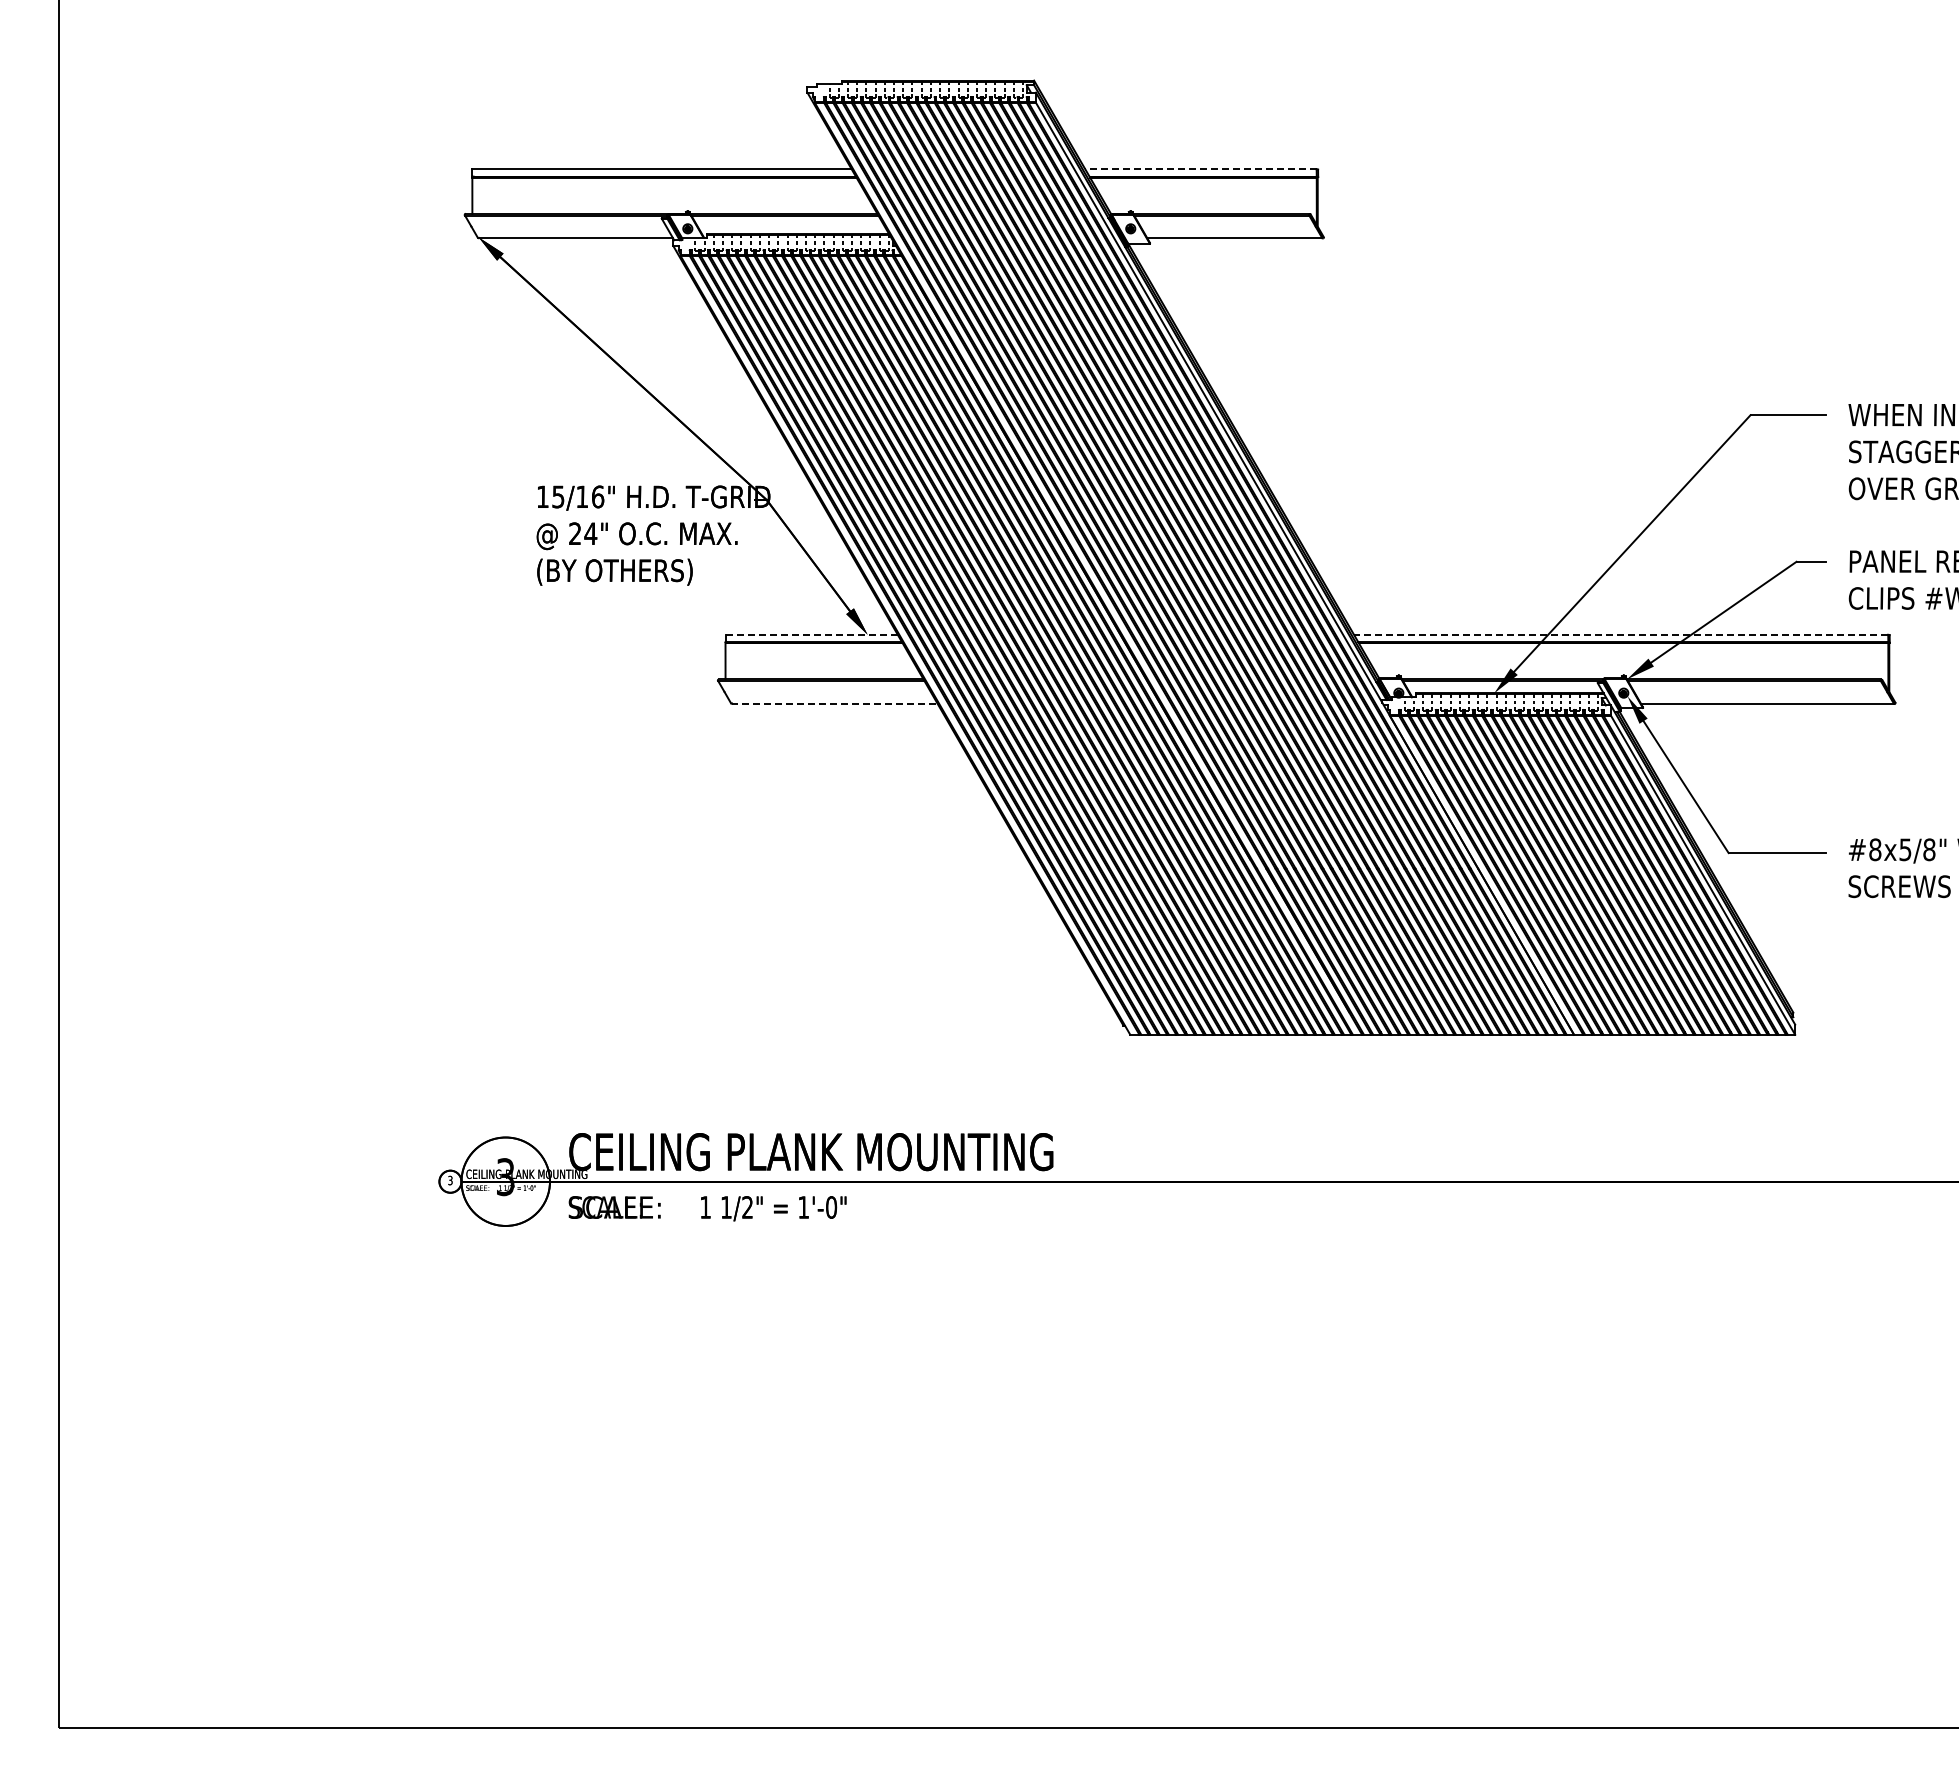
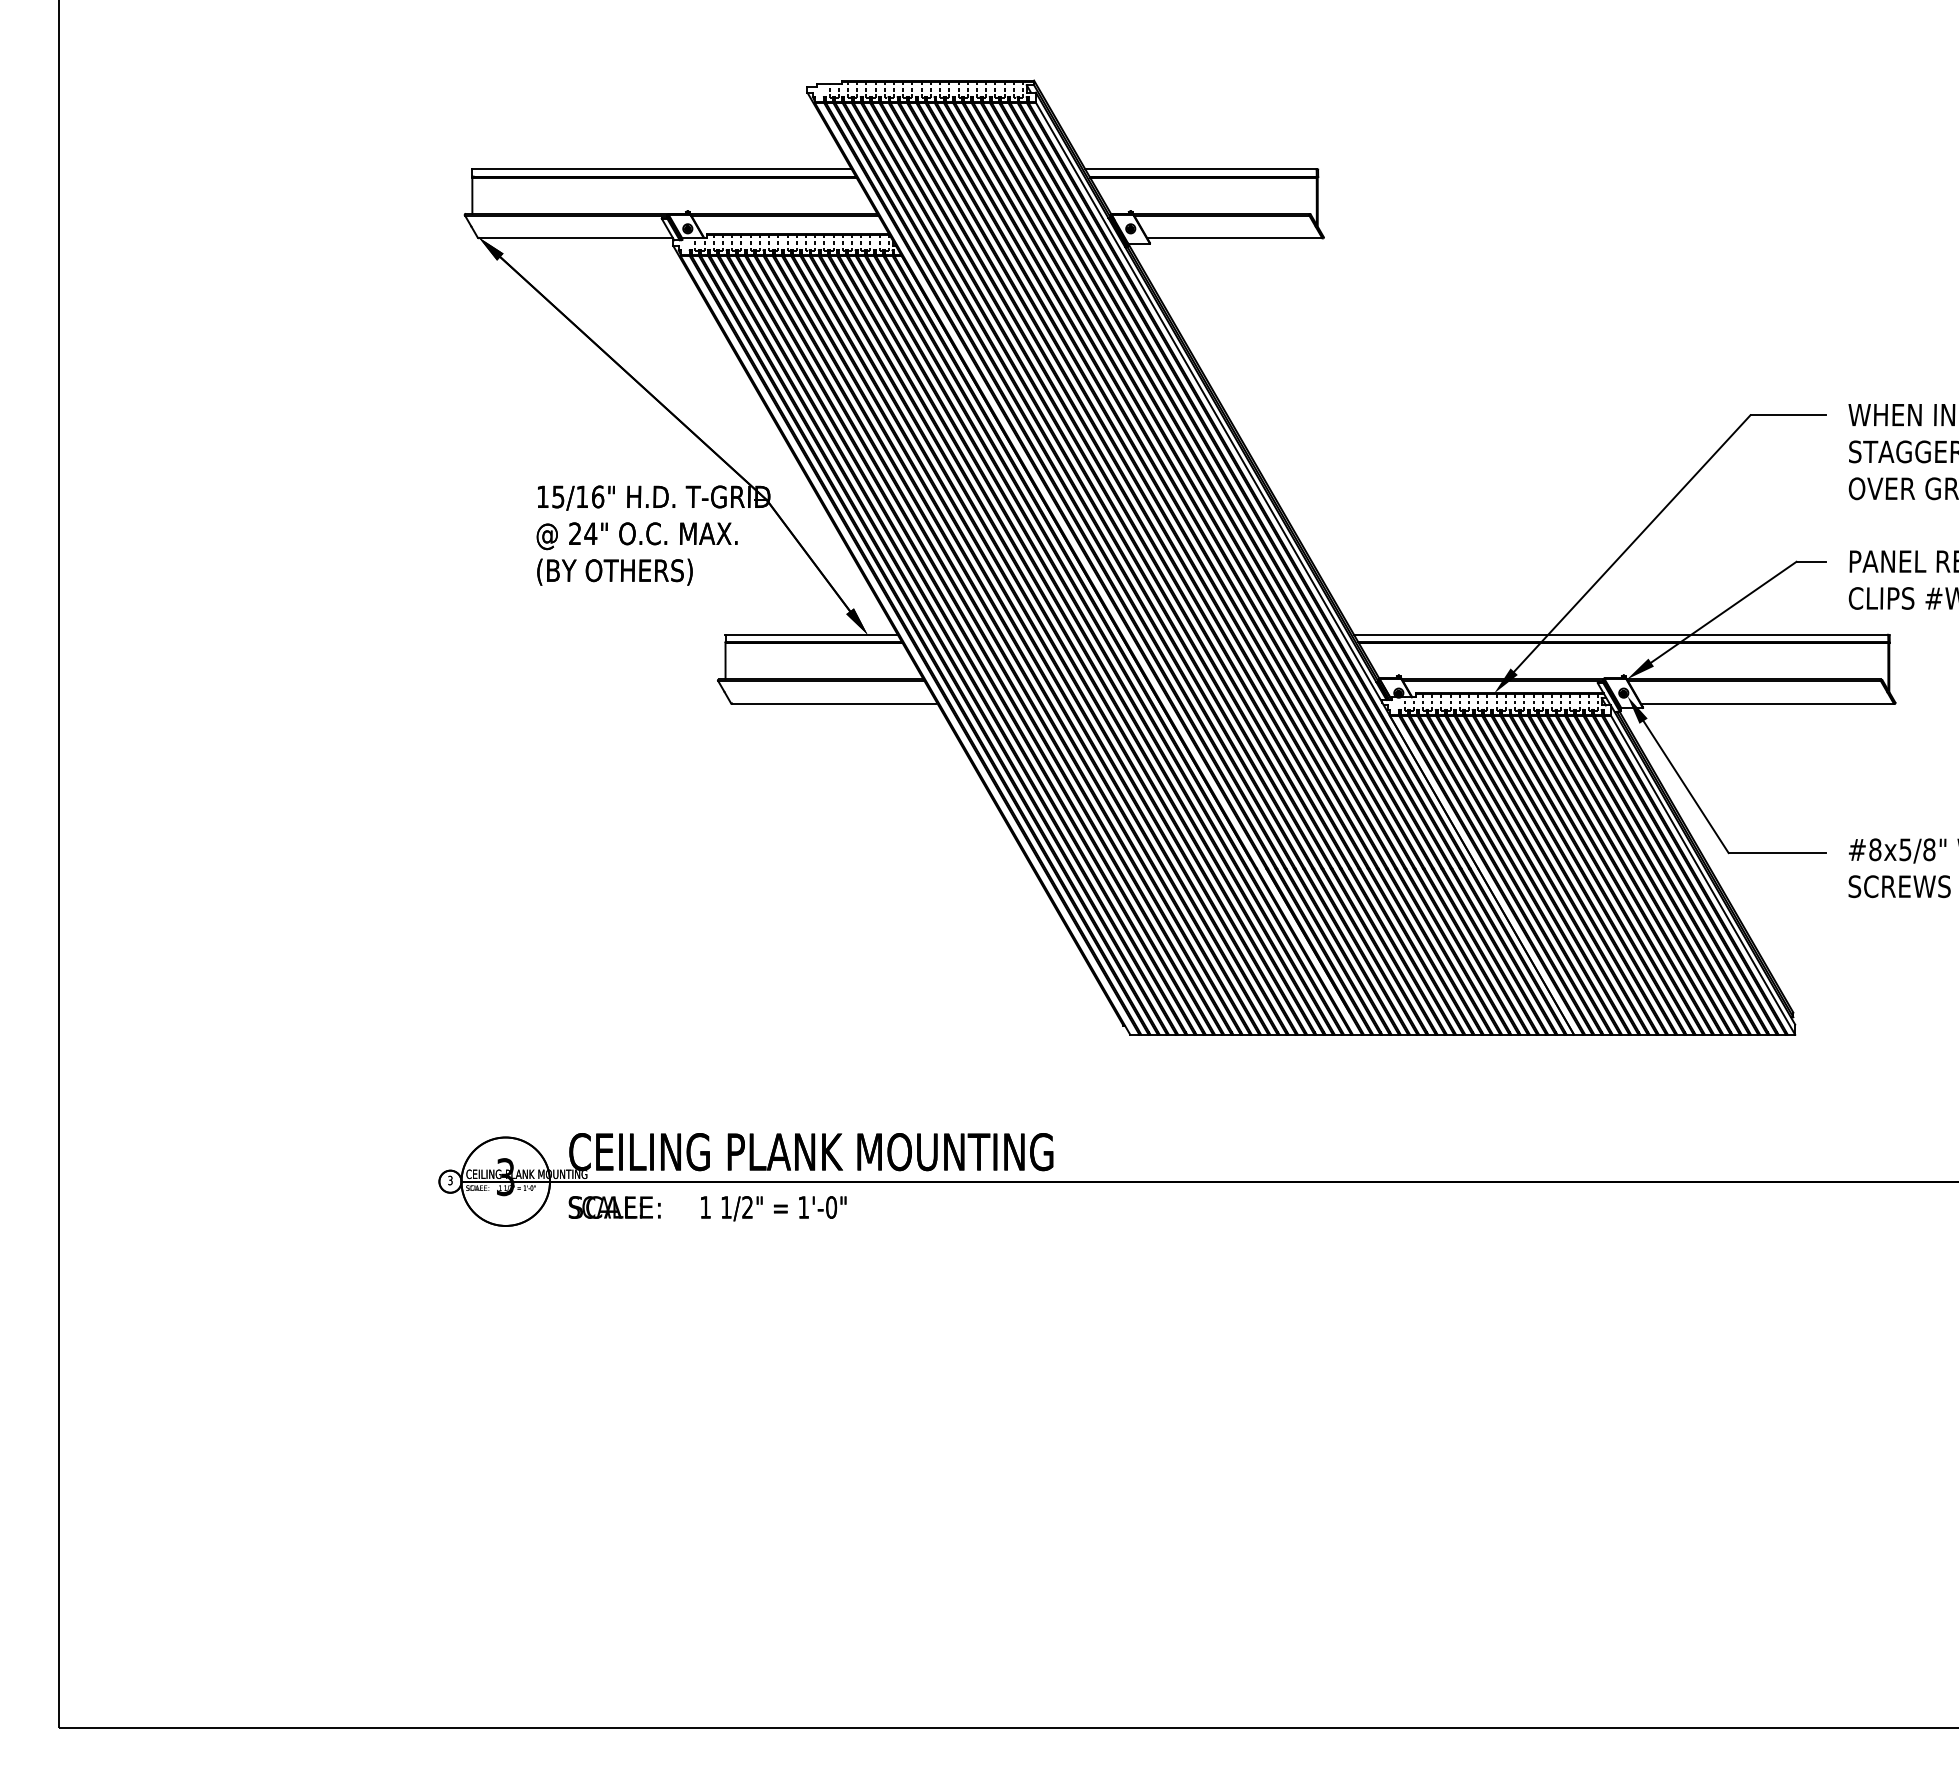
line: dashed -> solid (1201, 169)
line: dashed -> solid (811, 634)
line: dashed -> solid (1620, 634)
line: dashed -> solid (833, 703)
